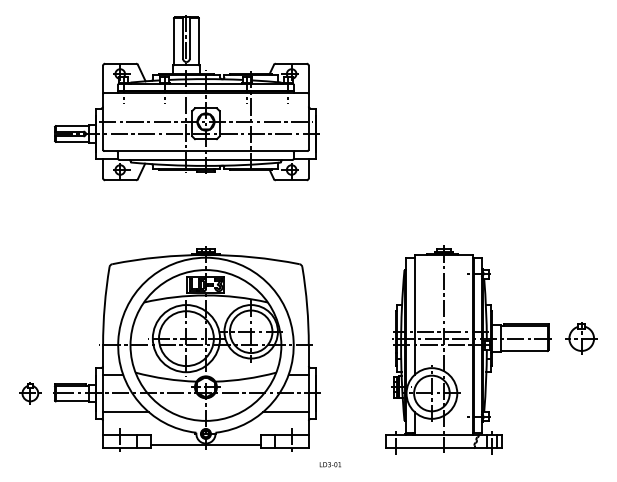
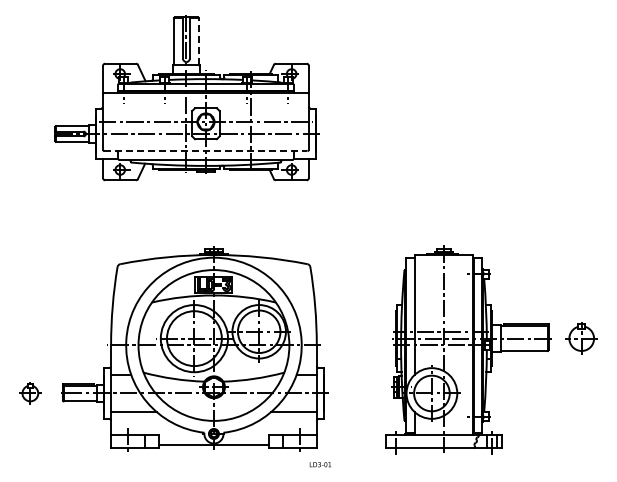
line: solid -> dashed (198, 40)
line: solid -> dashed (206, 151)
part position: (186, 348) -> (194, 348) (194, 348)
text position: (329, 464) -> (319, 464) (319, 464)
